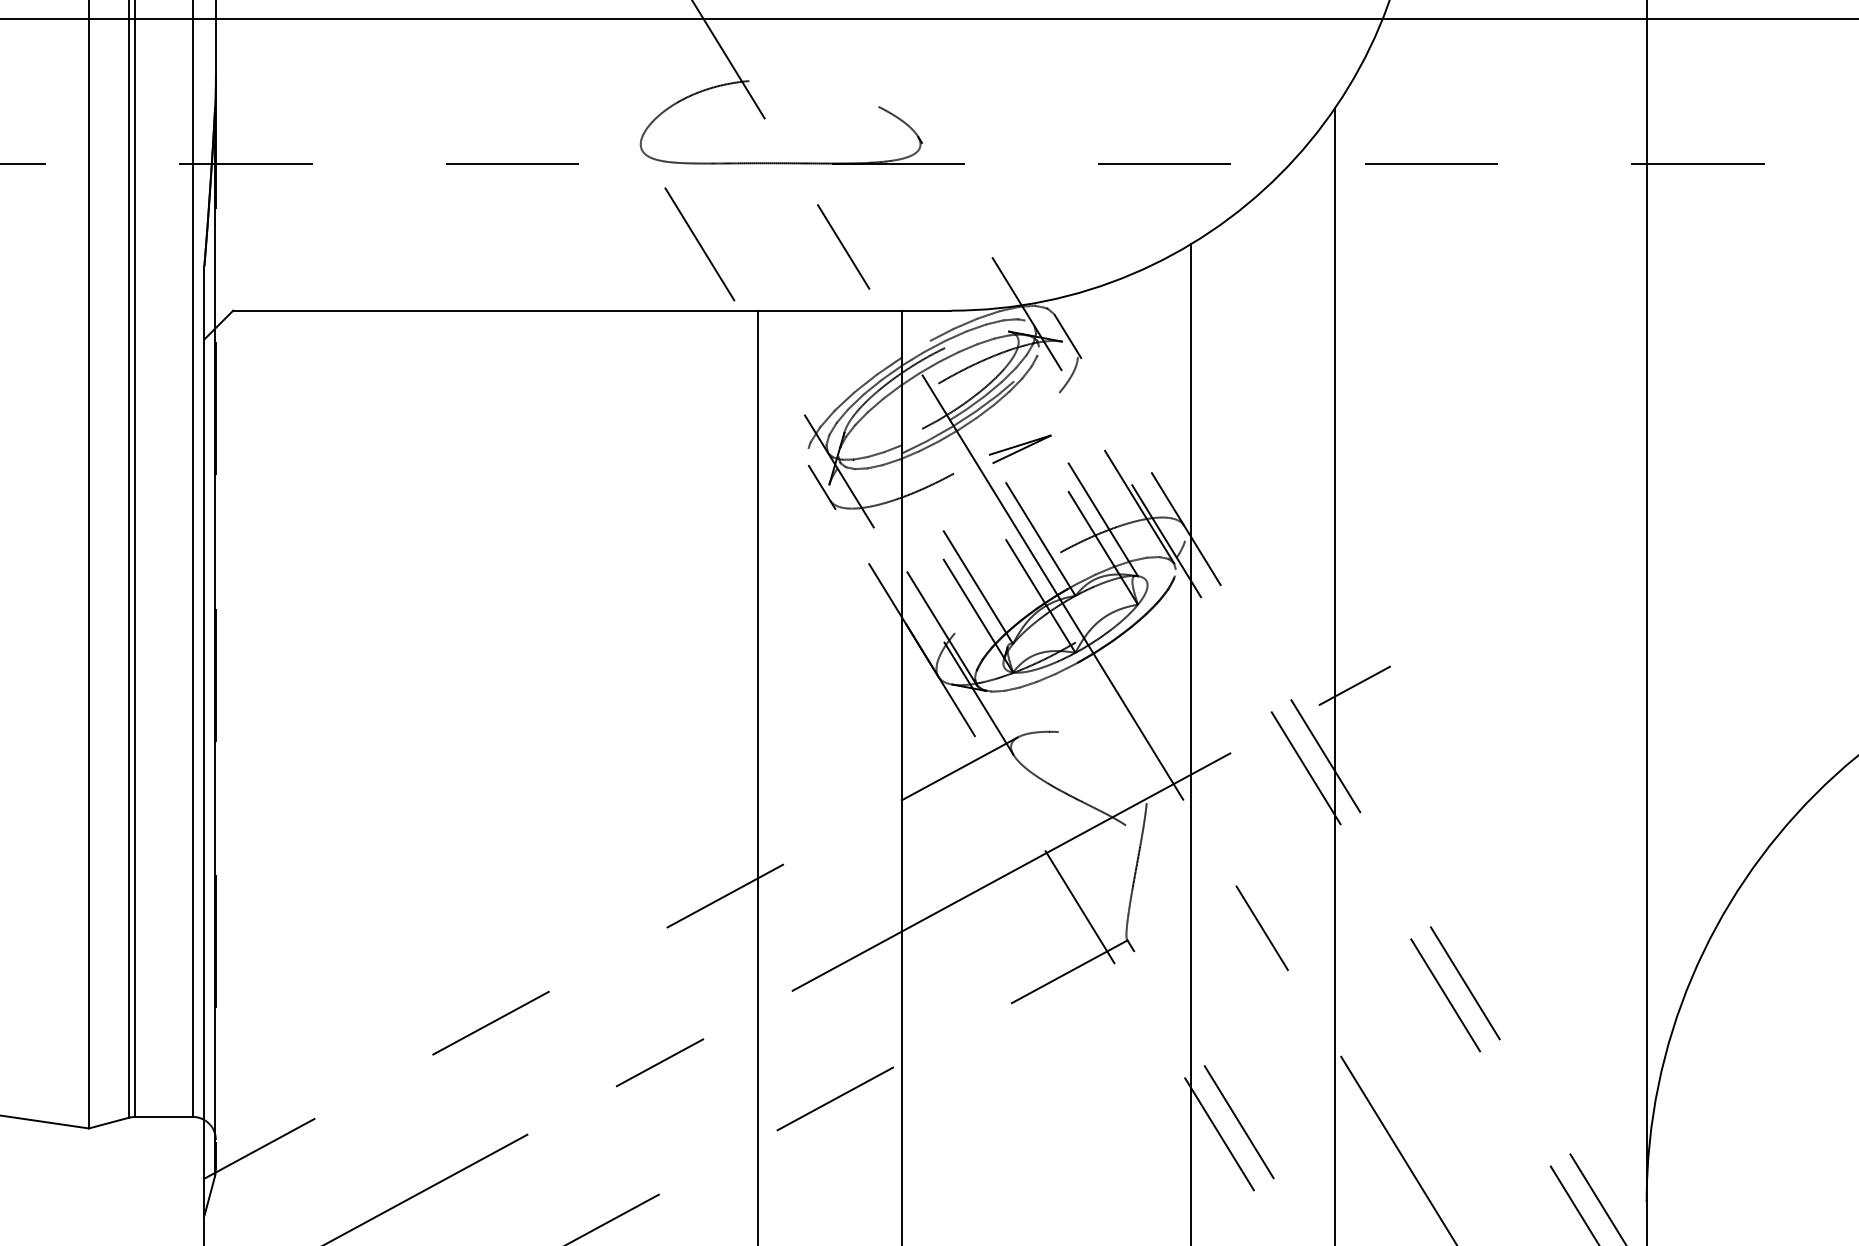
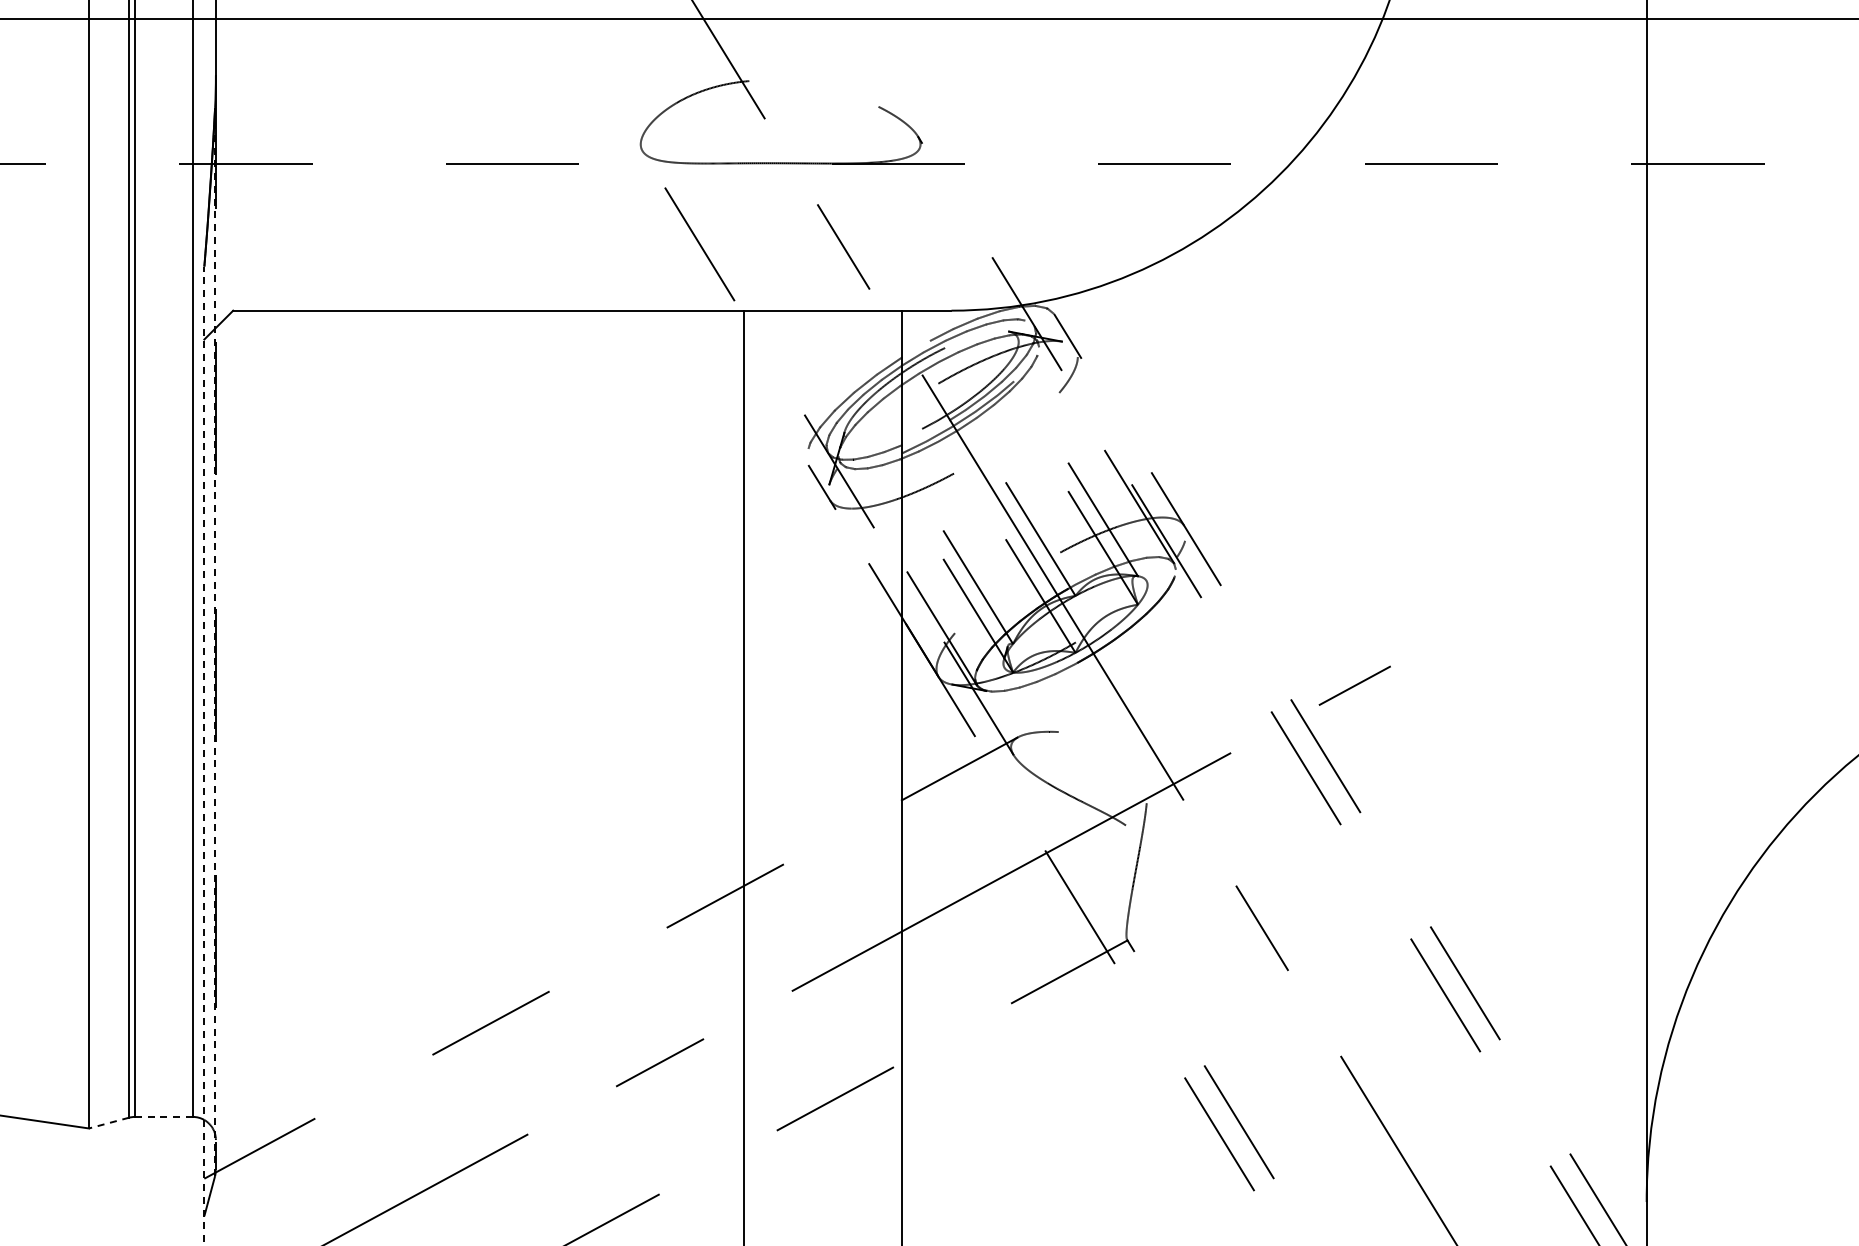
part: present -> none (1019, 448)
line: solid -> dashed (215, 641)
line: present -> none (1335, 674)
line: present -> none (1190, 743)
line: solid -> dashed (204, 755)
line position: (758, 776) -> (744, 776) (744, 776)
line: solid -> dashed (163, 1116)
line: solid -> dashed (109, 1123)
